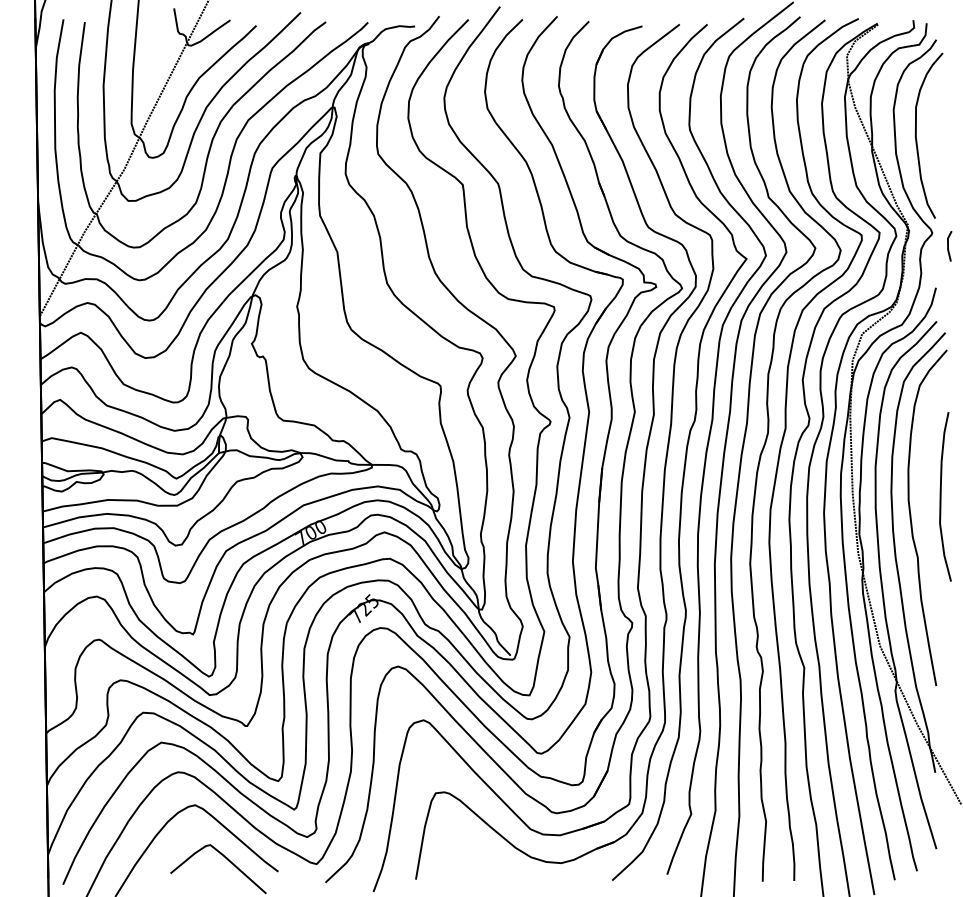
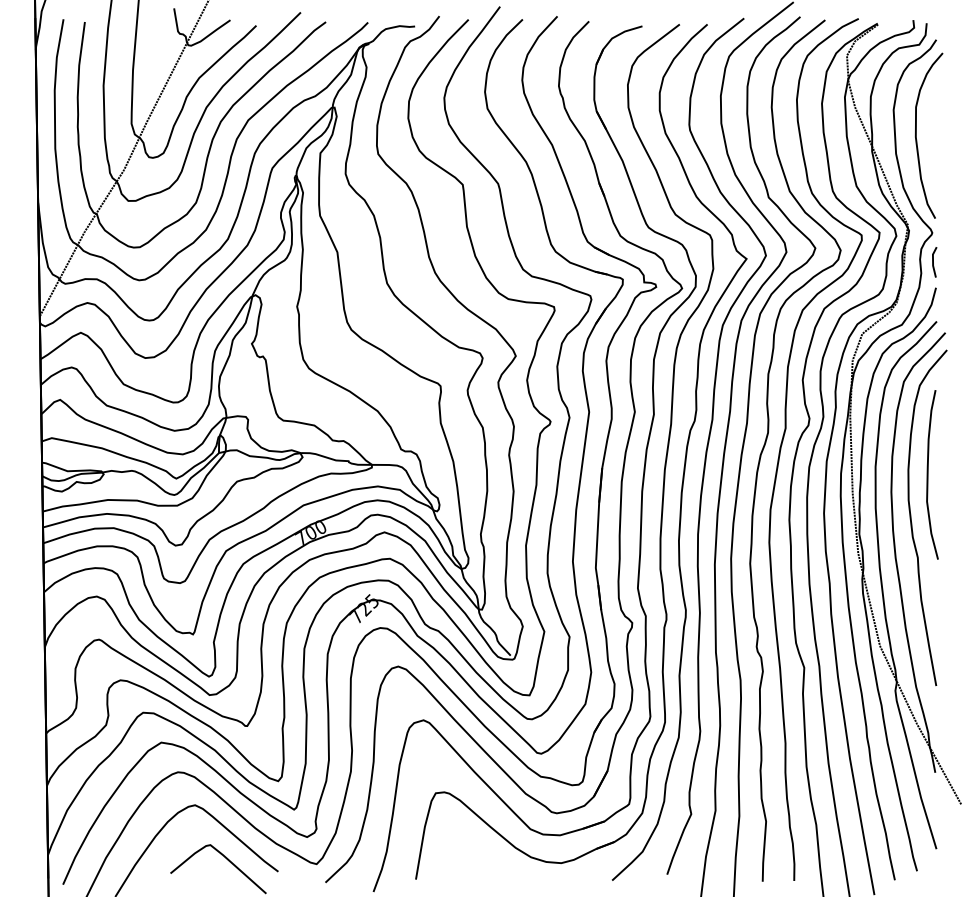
line position: (948, 246) -> (933, 262) (933, 262)
curve position: (941, 496) -> (928, 474) (928, 474)
